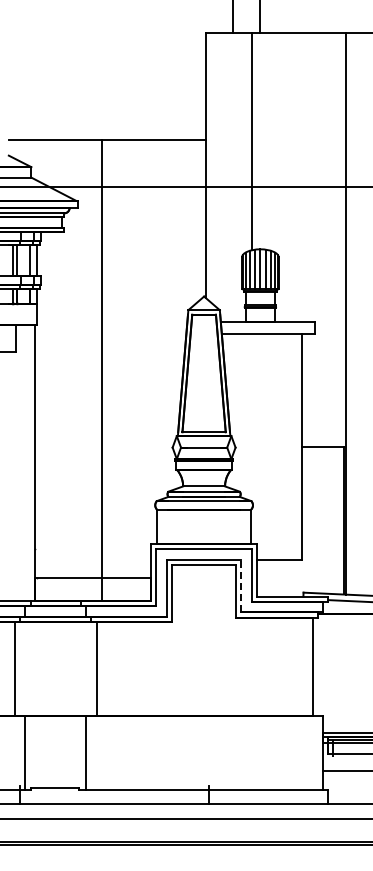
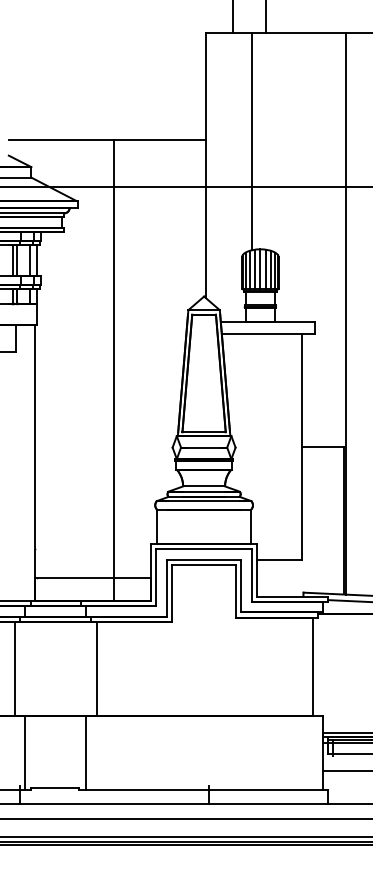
line position: (260, 17) -> (266, 17) (266, 17)
line position: (102, 369) -> (114, 369) (114, 369)
line: dashed -> solid (241, 585)
line: none -> present (185, 836)
